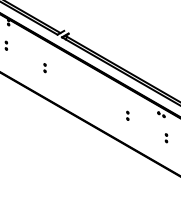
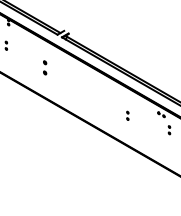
part size: 4x11 px -> 5x16 px (45, 67)
part position: (166, 138) -> (169, 130) (169, 130)
